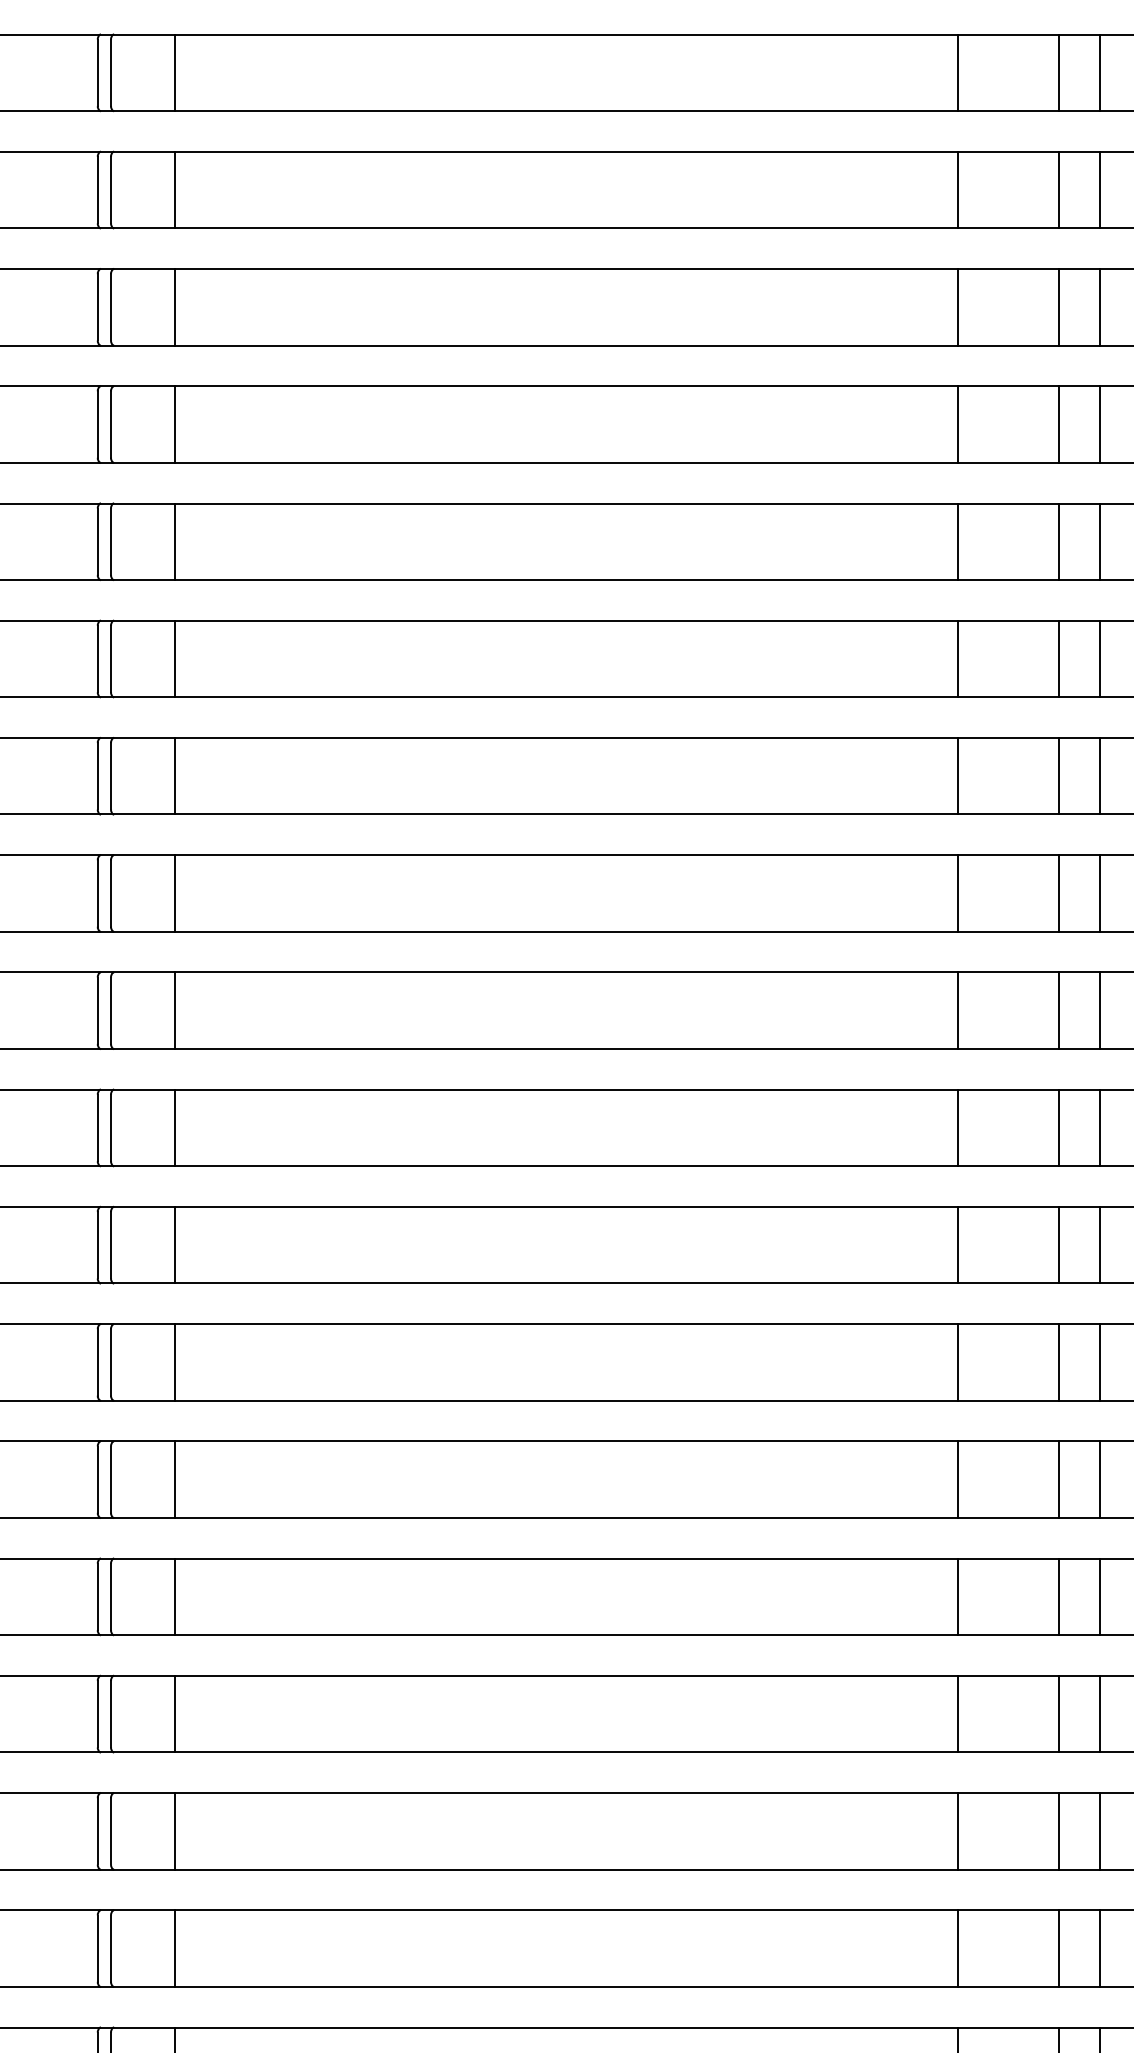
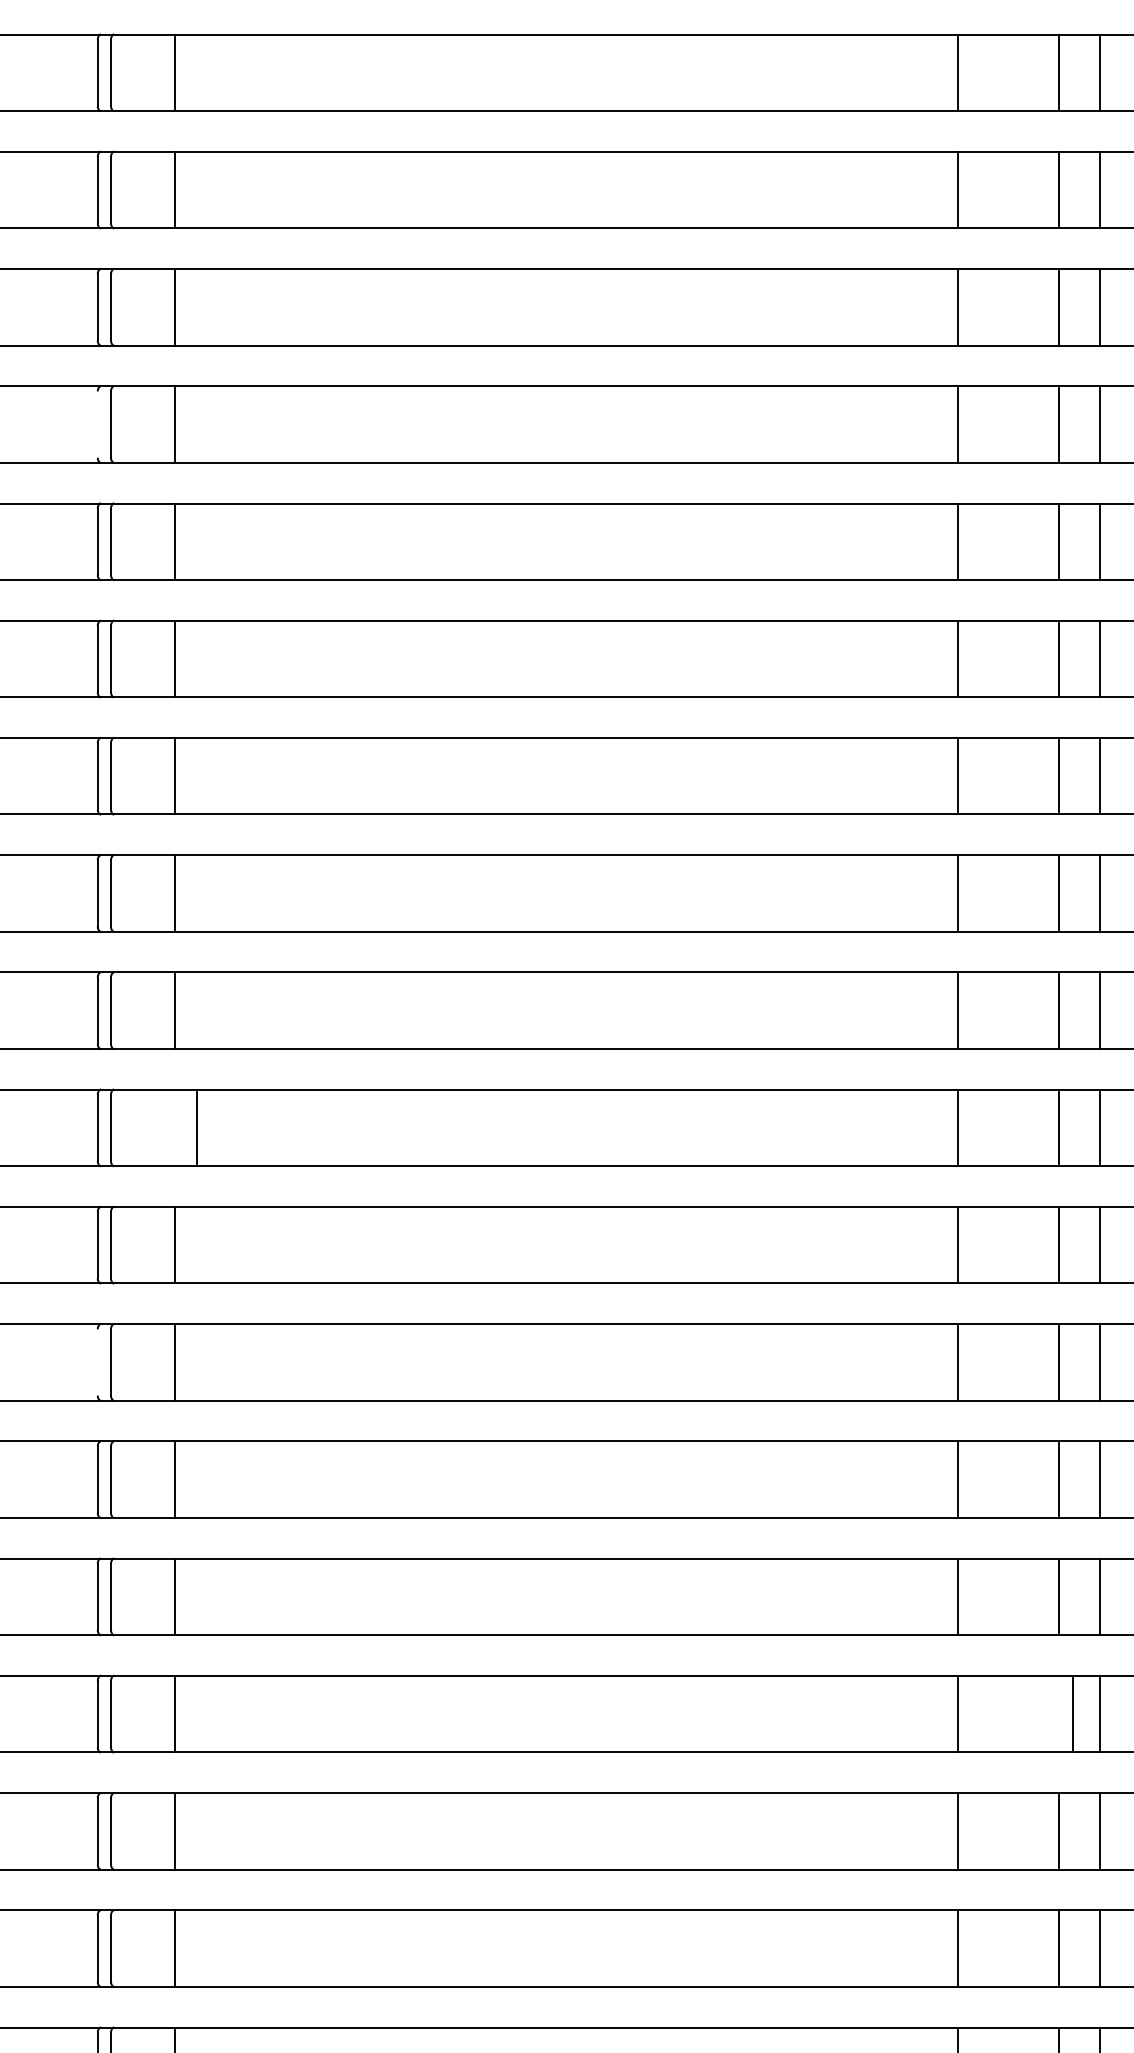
line: present -> none (97, 424)
line position: (174, 1127) -> (196, 1127) (196, 1127)
line: present -> none (97, 1362)
line position: (1058, 1713) -> (1072, 1713) (1072, 1713)
